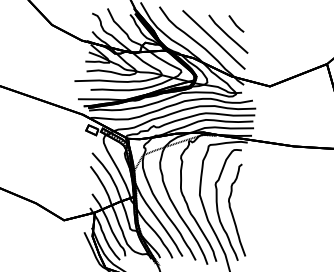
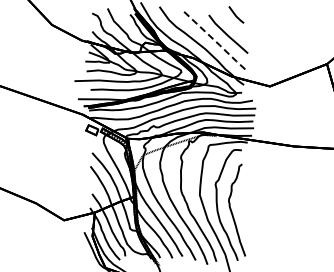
line position: (236, 23) -> (236, 14) (236, 14)
line: solid -> dashed (214, 40)
